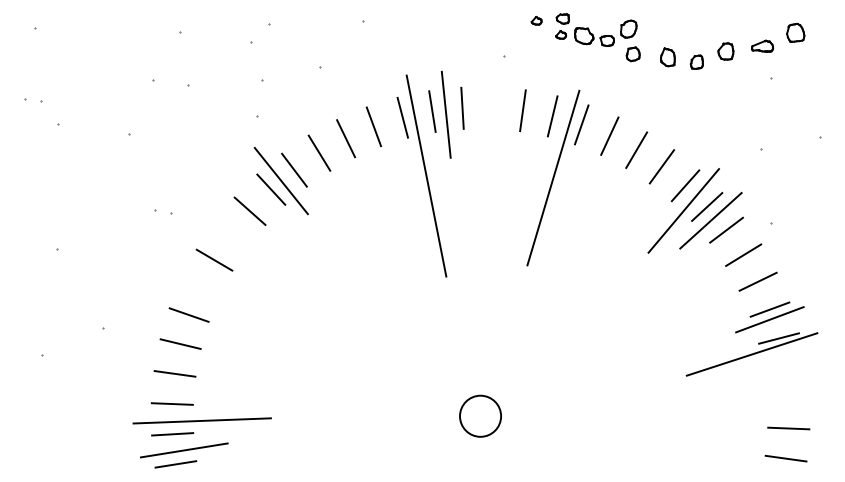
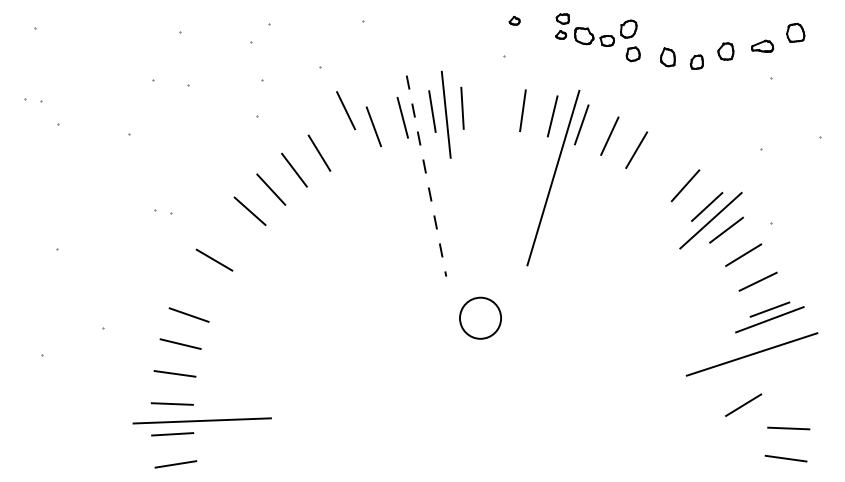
part position: (536, 20) -> (514, 20) (514, 20)
line position: (346, 138) -> (346, 110) (346, 110)
line: present -> none (661, 166)
line: solid -> dashed (426, 176)
line: present -> none (280, 180)
line: present -> none (683, 210)
line: present -> none (778, 338)
line: none -> present (743, 404)
circle position: (480, 415) -> (480, 317) (480, 317)
line: present -> none (183, 450)
